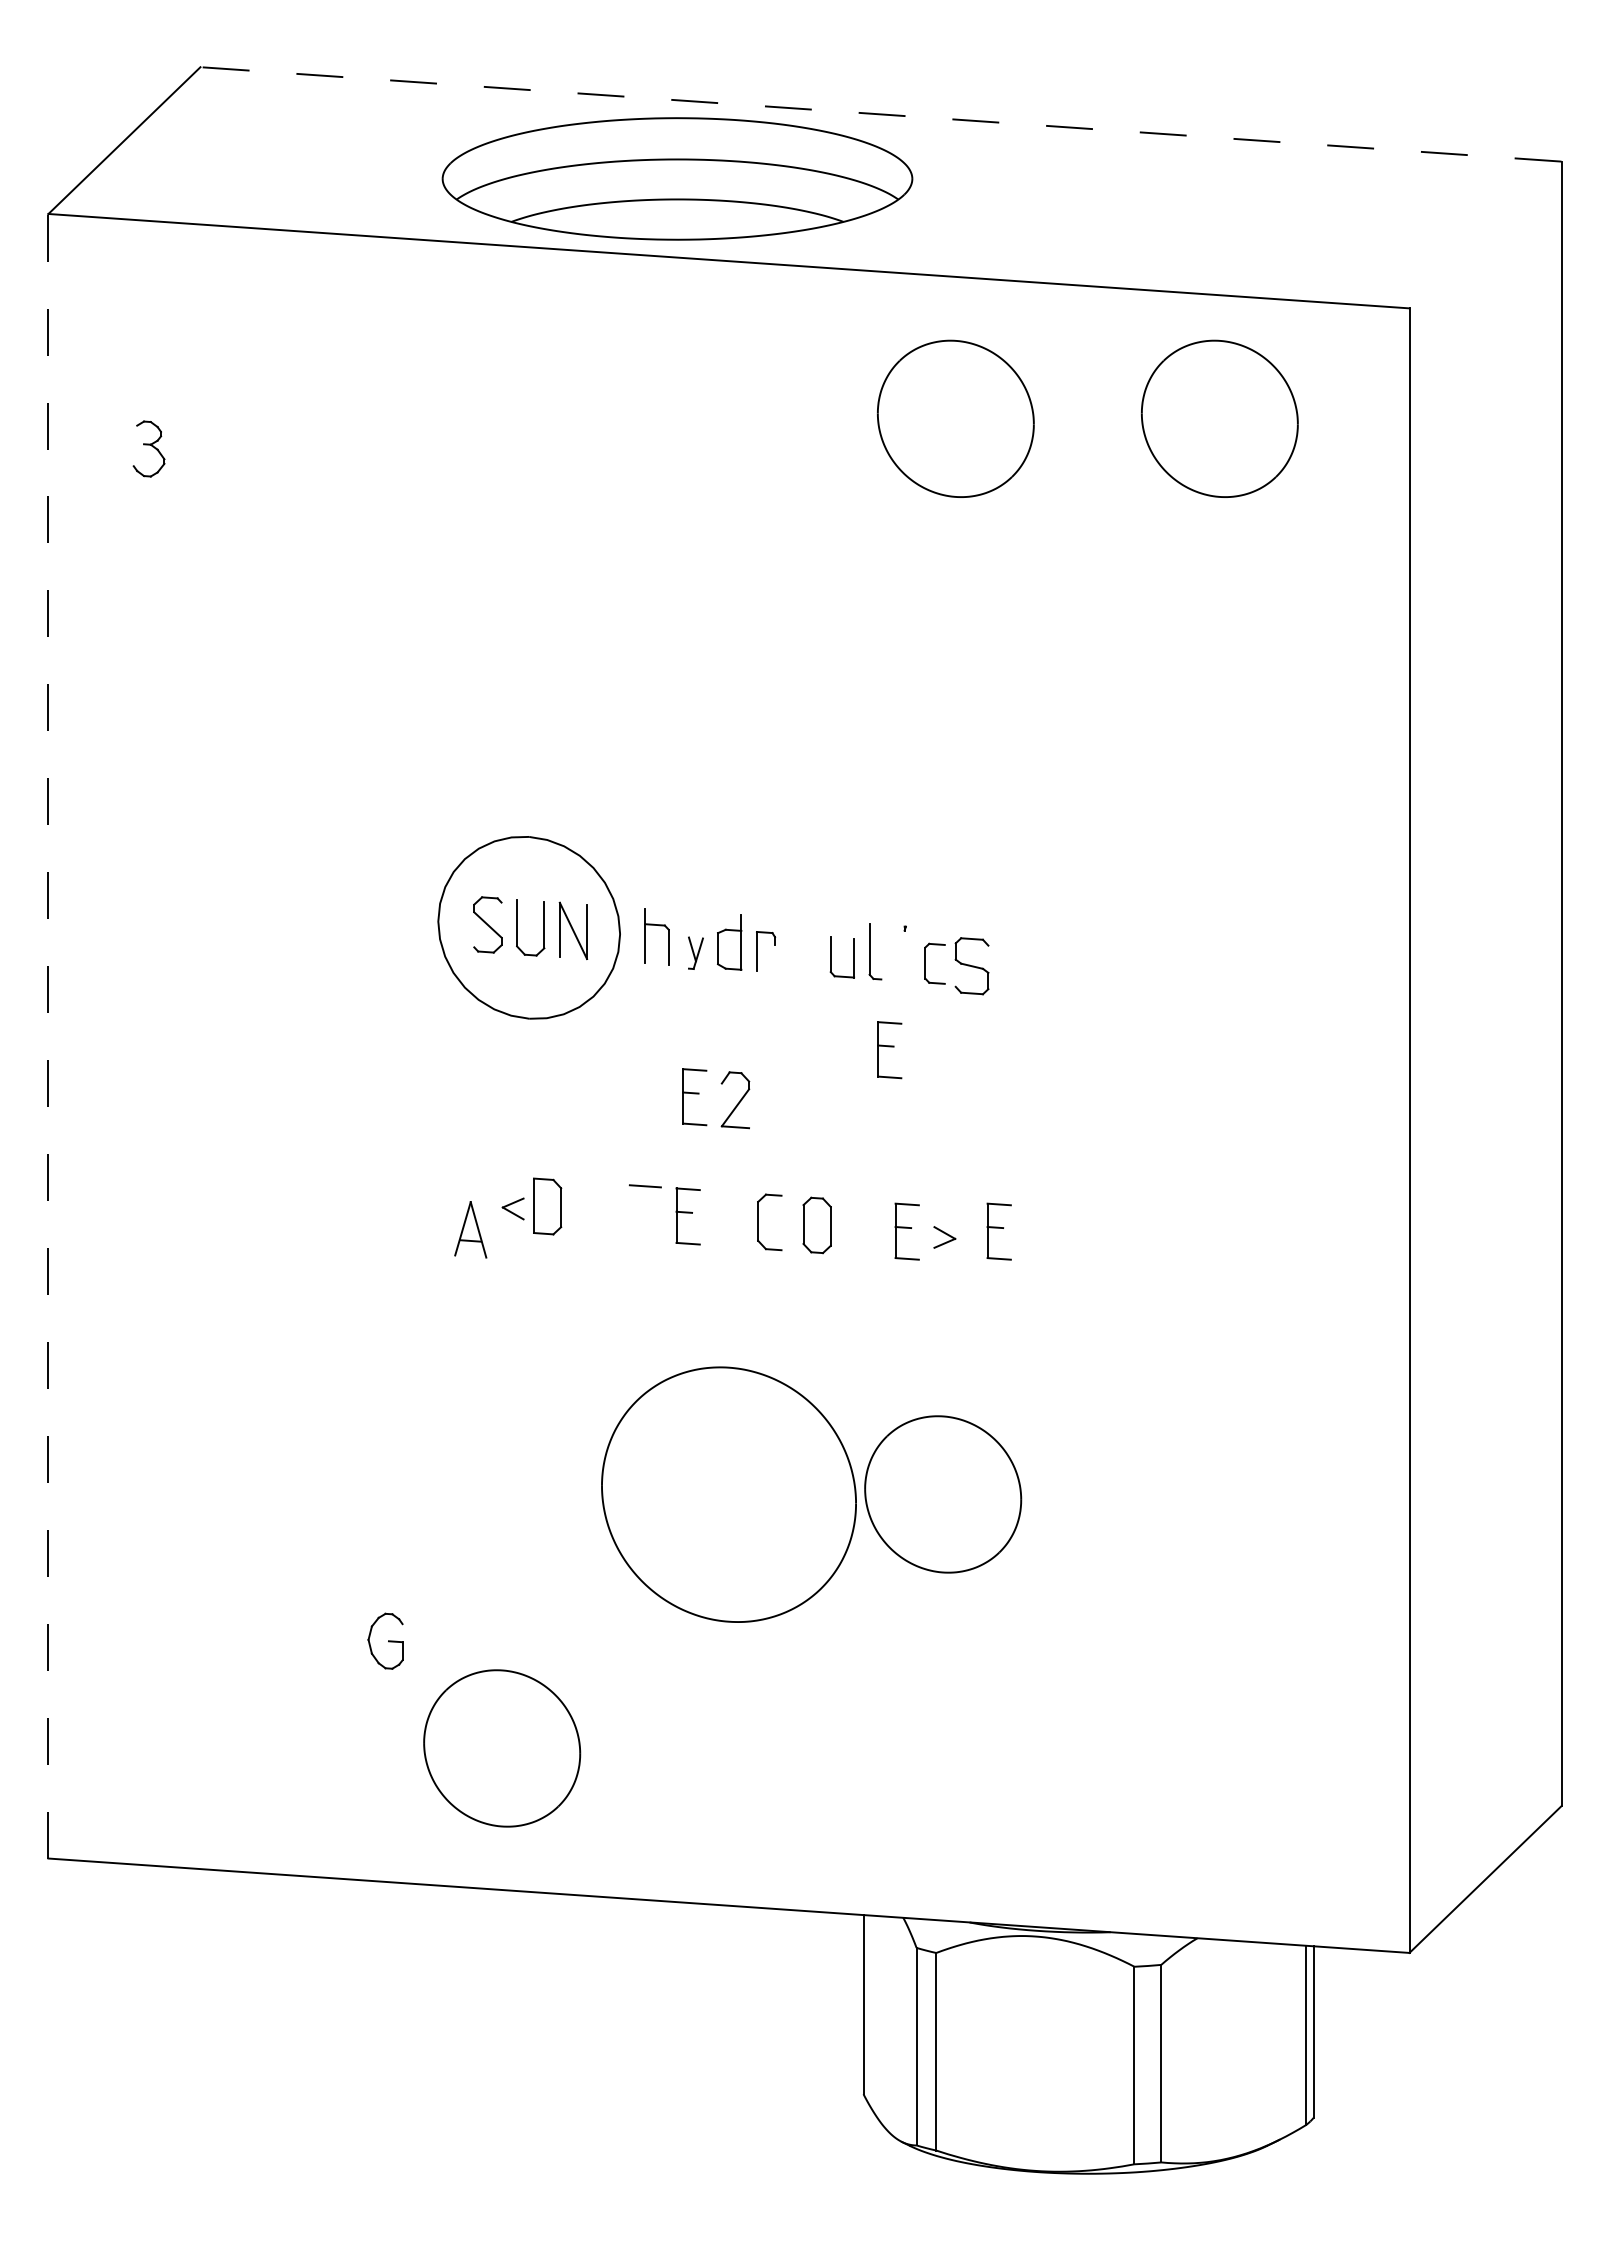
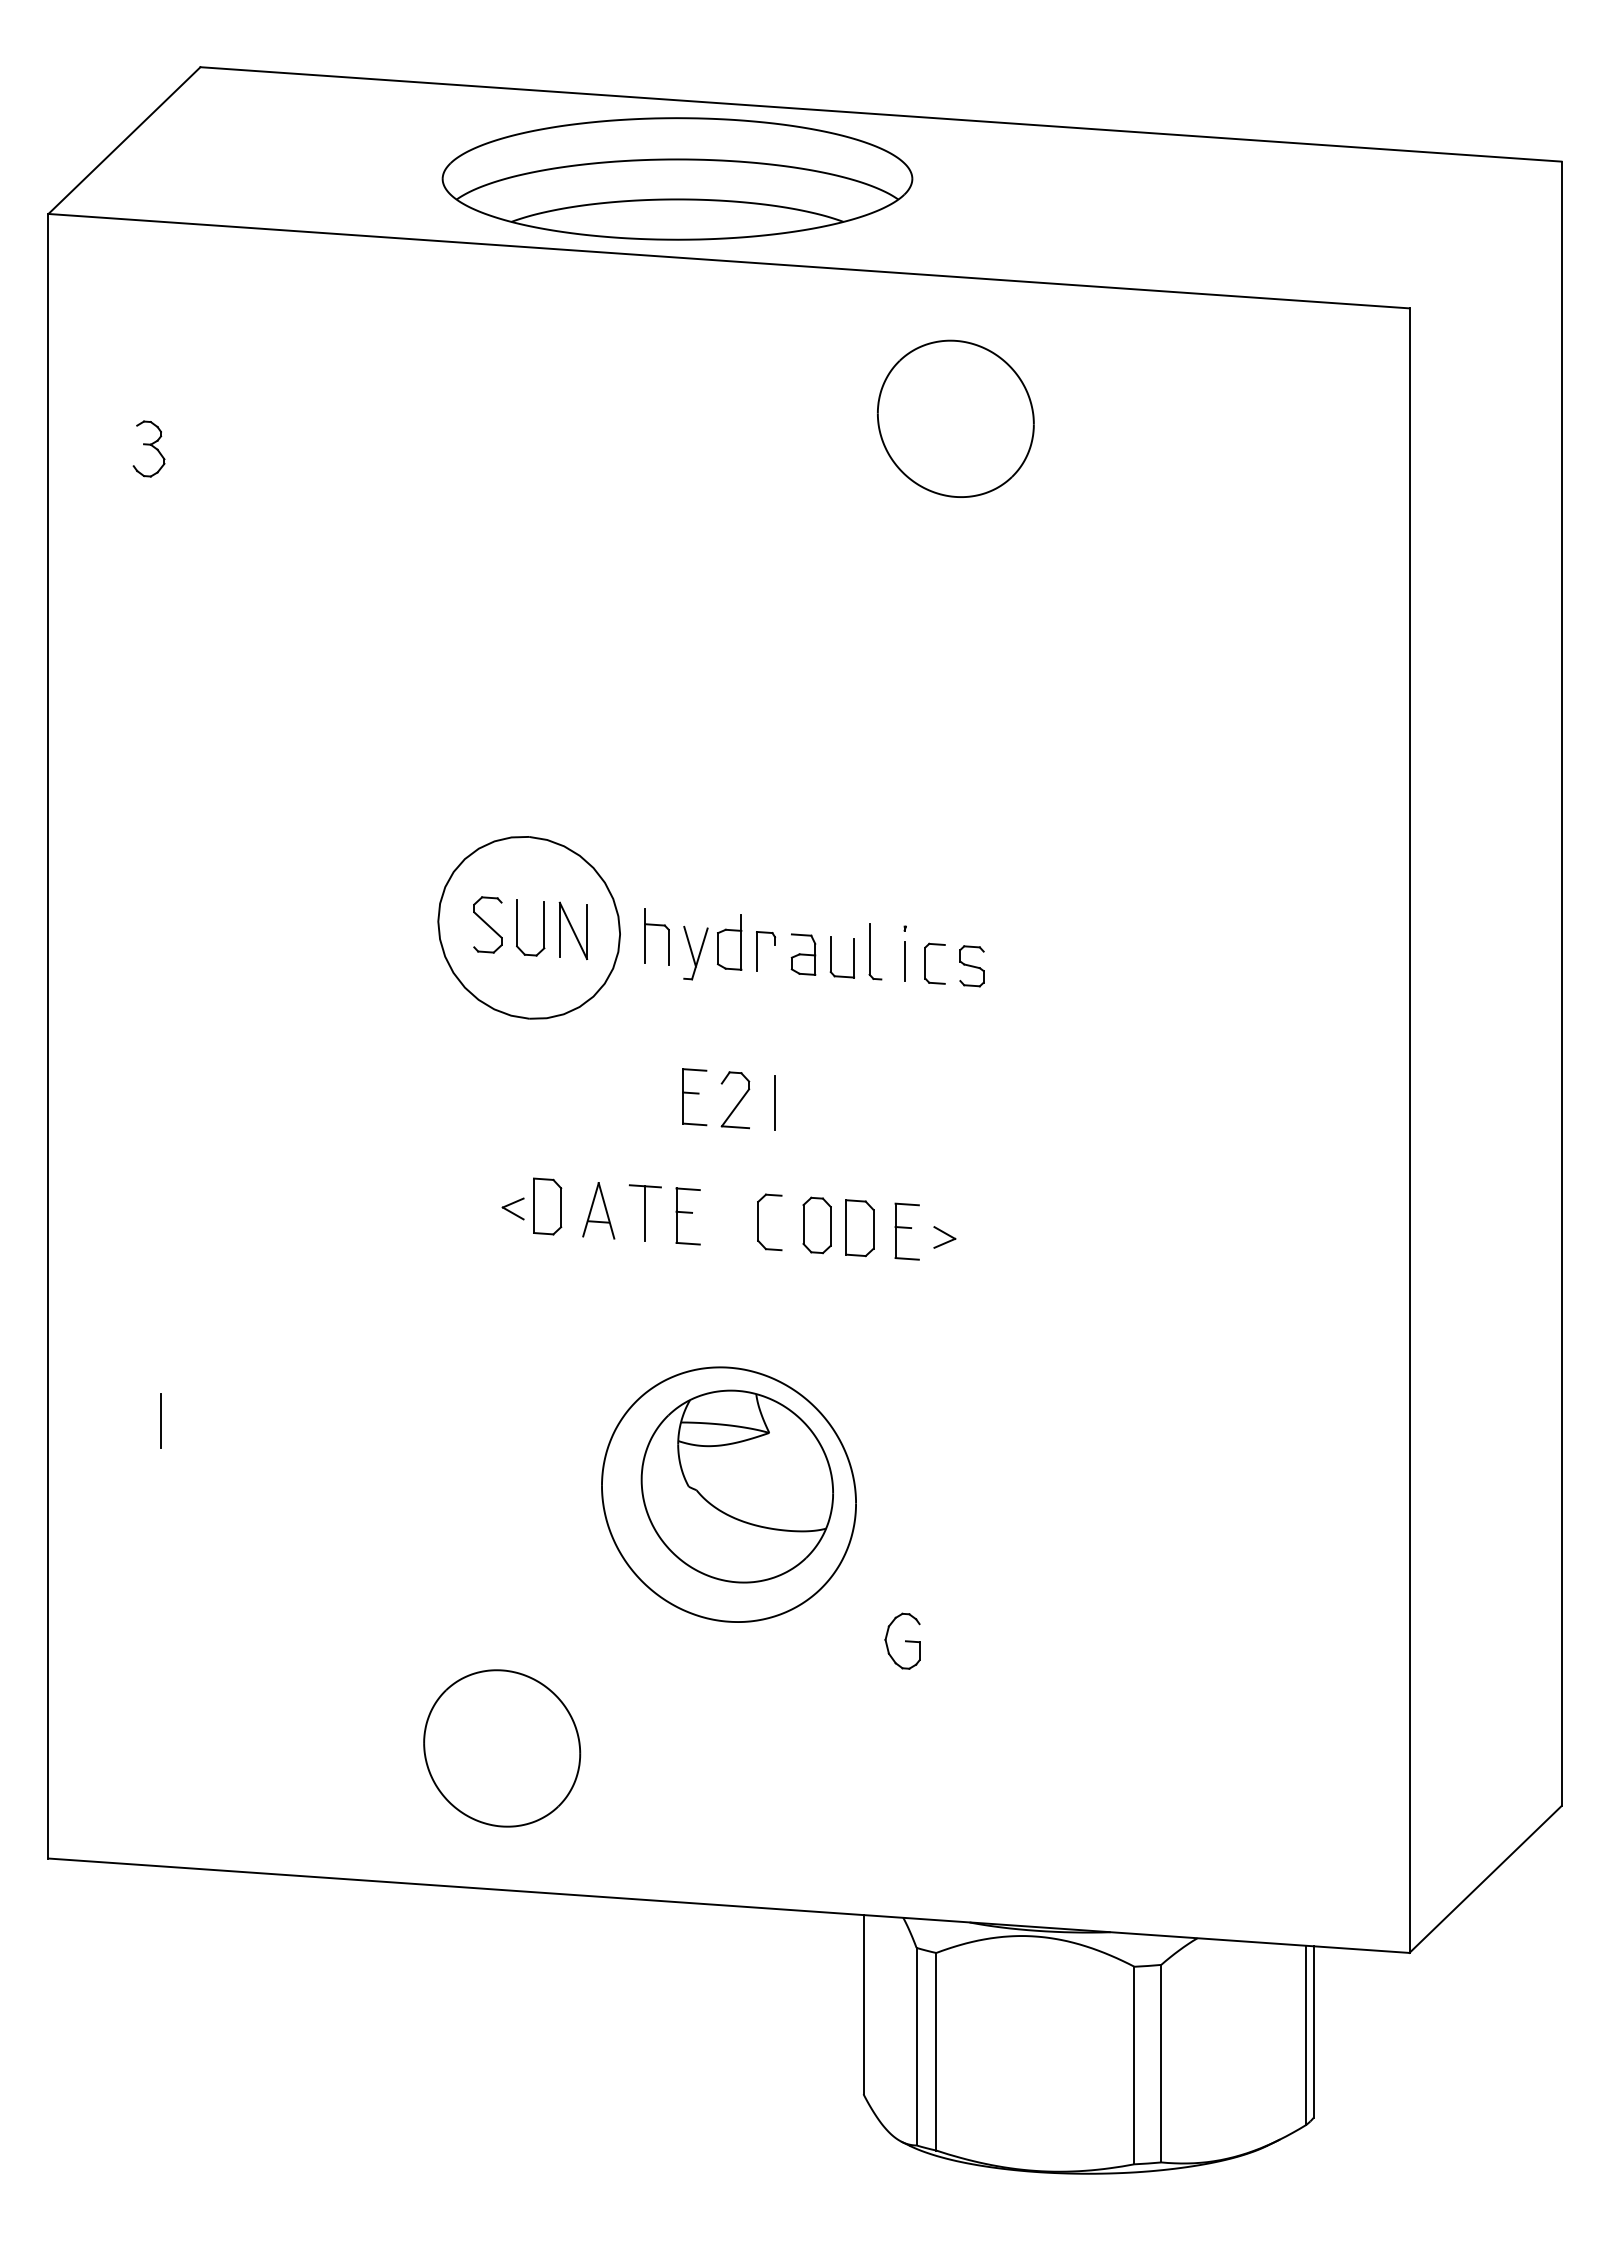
line: dashed -> solid (880, 114)
part: present -> none (1219, 418)
part size: 16x34 px -> 26x55 px (695, 953)
part: none -> present (803, 954)
line: none -> present (904, 961)
part size: 36x59 px -> 26x43 px (971, 966)
line: dashed -> solid (48, 1035)
part: present -> none (889, 1050)
line: none -> present (775, 1102)
line: none -> present (645, 1213)
part: none -> present (859, 1228)
part position: (470, 1229) -> (598, 1210) (598, 1210)
part: present -> none (998, 1231)
line: none -> present (161, 1420)
part: none -> present (736, 1486)
part: present -> none (943, 1494)
part position: (385, 1640) -> (902, 1640) (902, 1640)
